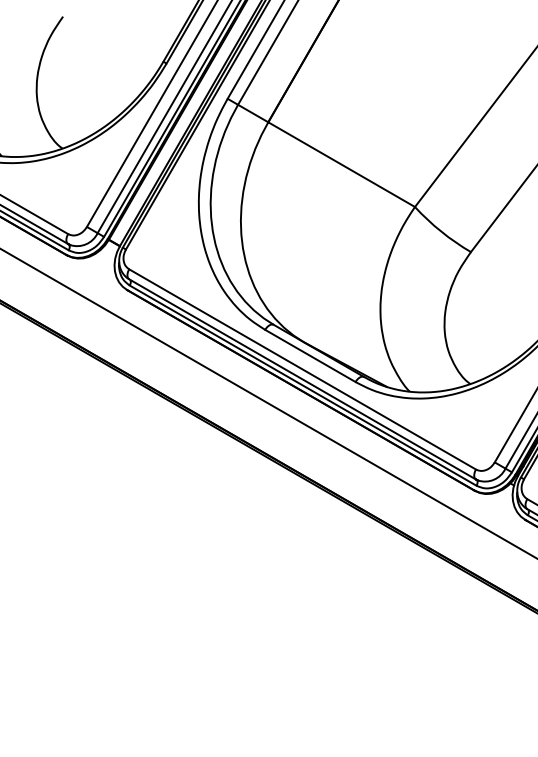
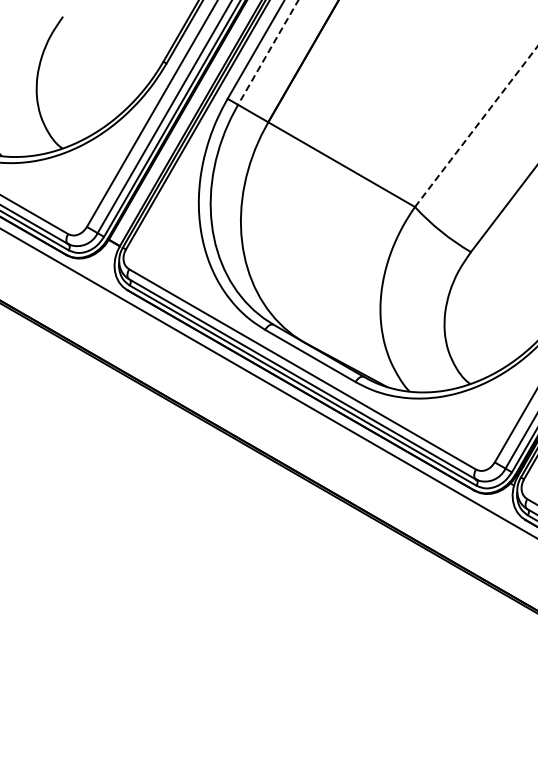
line: solid -> dashed (267, 53)
line: solid -> dashed (476, 126)
line position: (268, 403) -> (268, 382) (268, 382)
